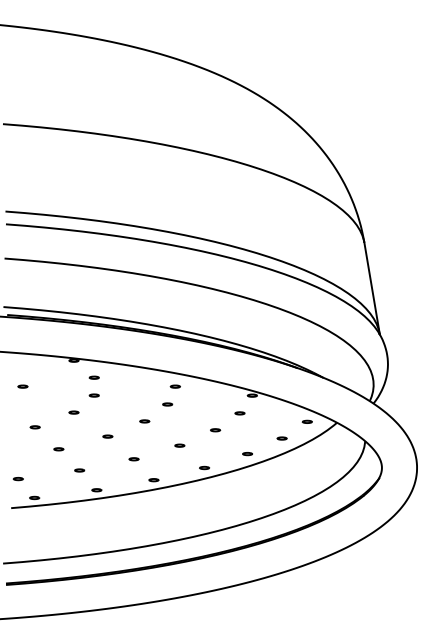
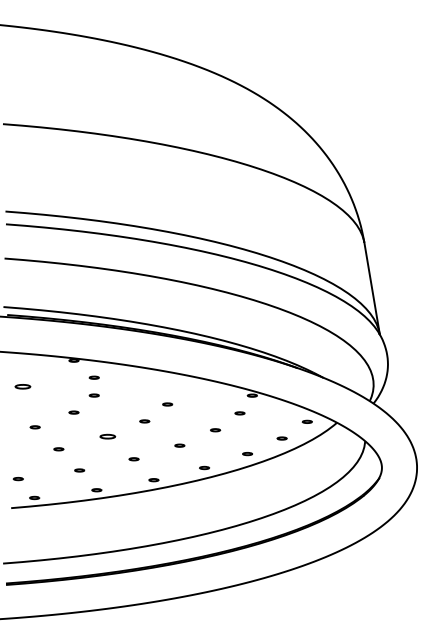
part size: 12x5 px -> 18x6 px (22, 386)
part: present -> none (174, 386)
part size: 12x5 px -> 18x7 px (107, 436)
